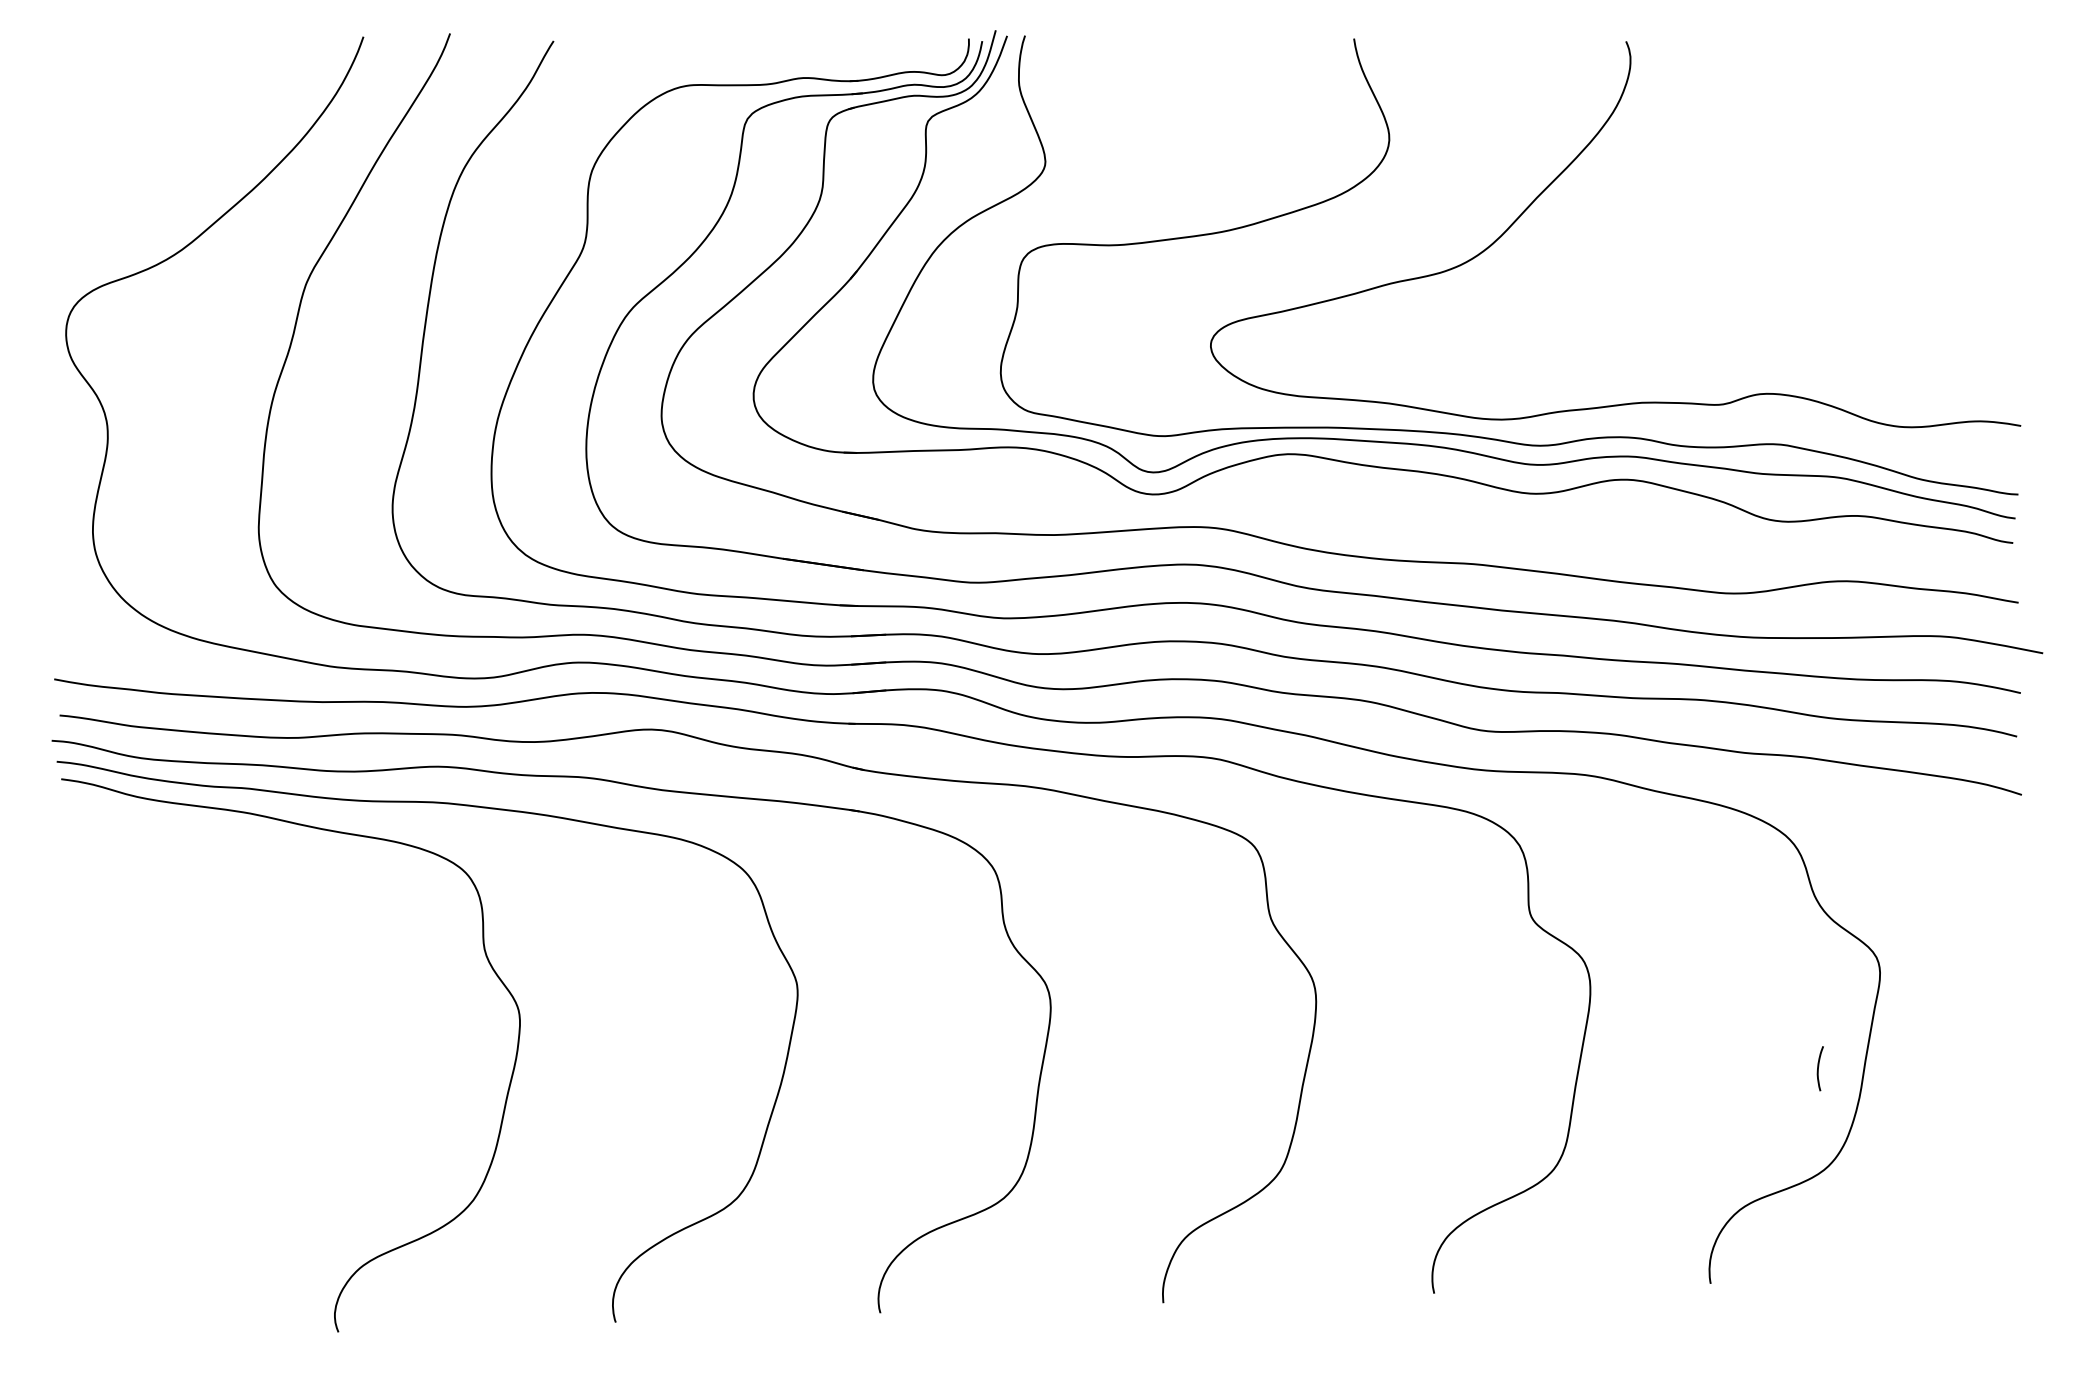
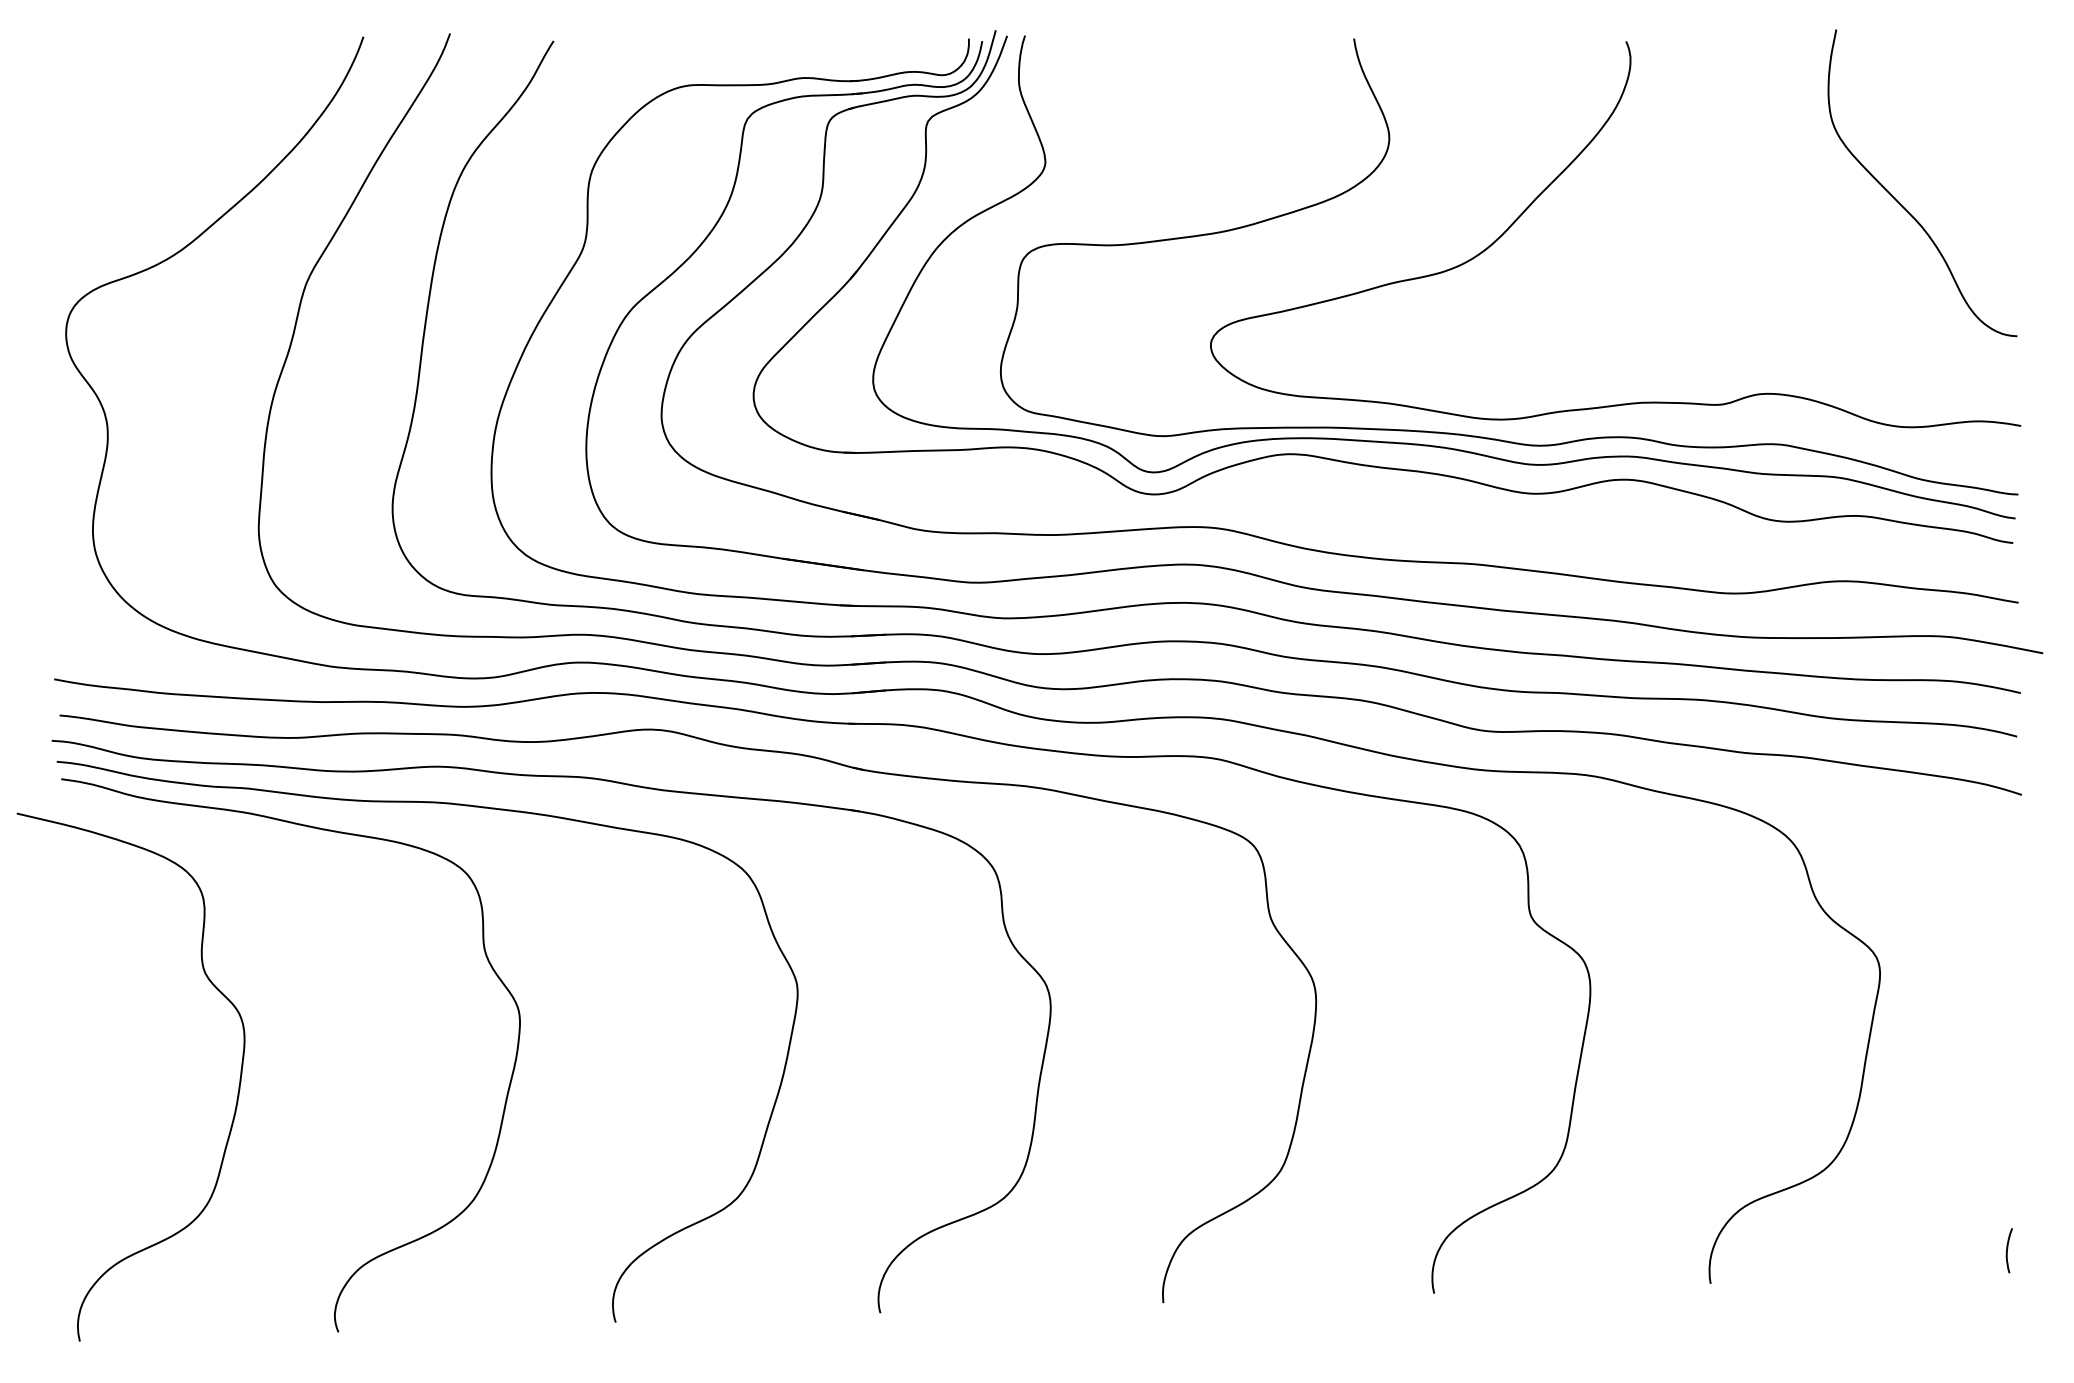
curve: none -> present (1901, 204)
curve position: (1818, 1068) -> (2007, 1250) (2007, 1250)
curve: none -> present (237, 1092)
